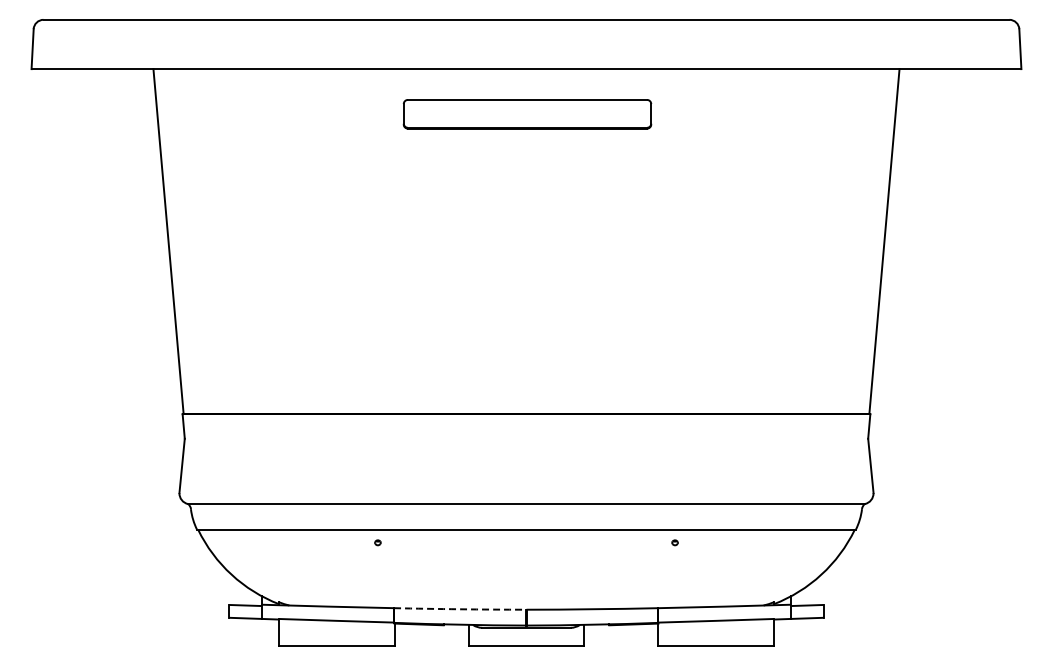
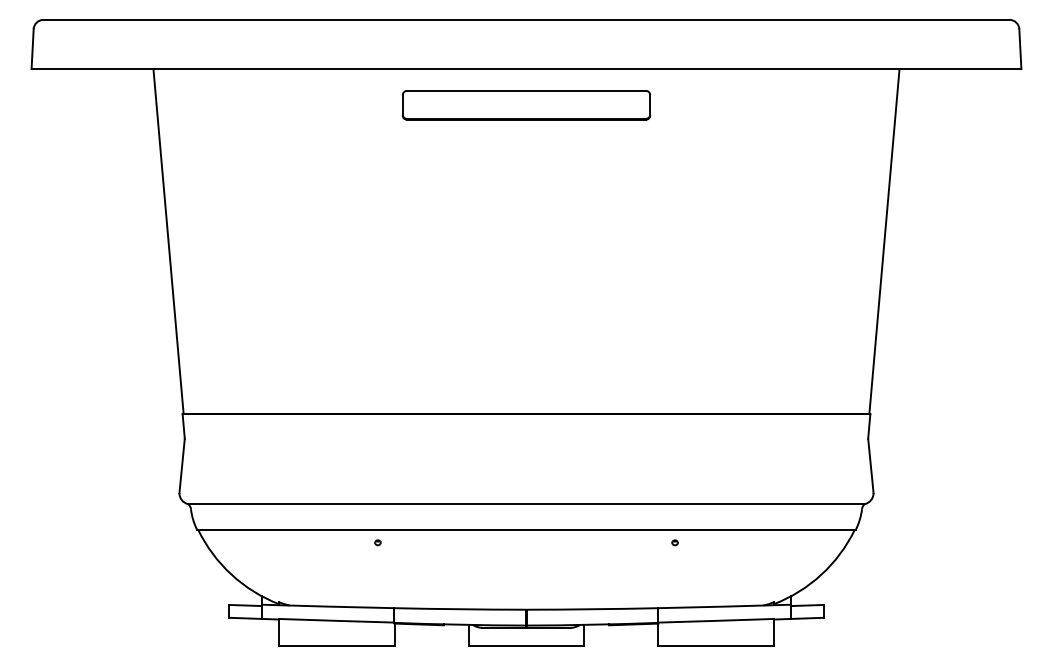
part position: (527, 114) -> (526, 105) (526, 105)
arc: dashed -> solid (460, 609)
